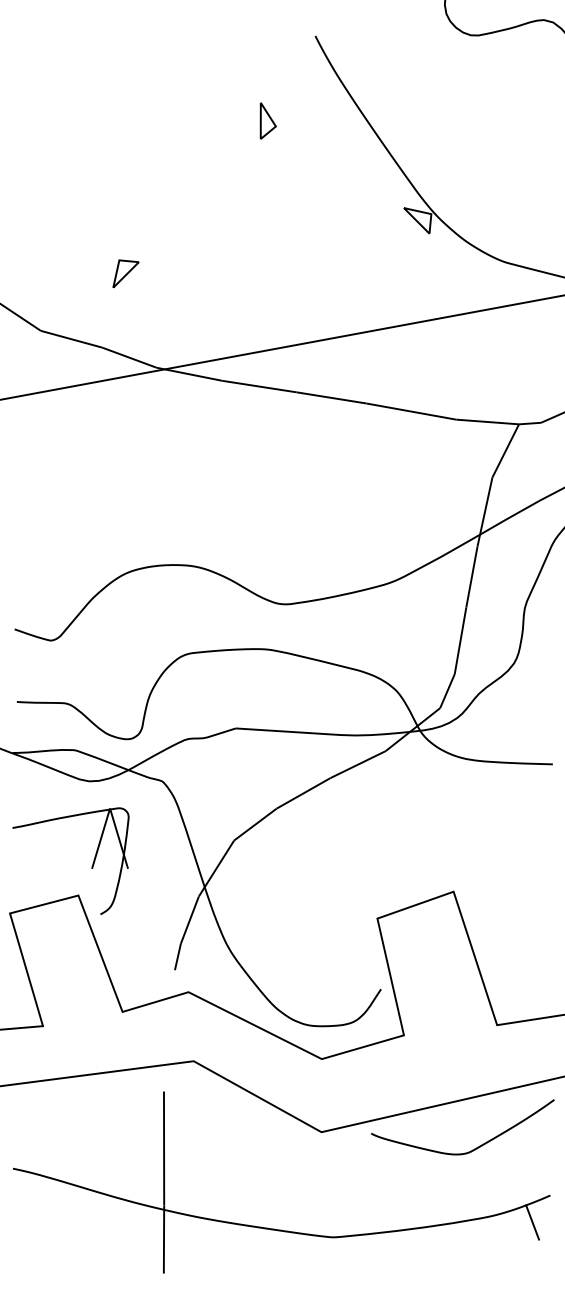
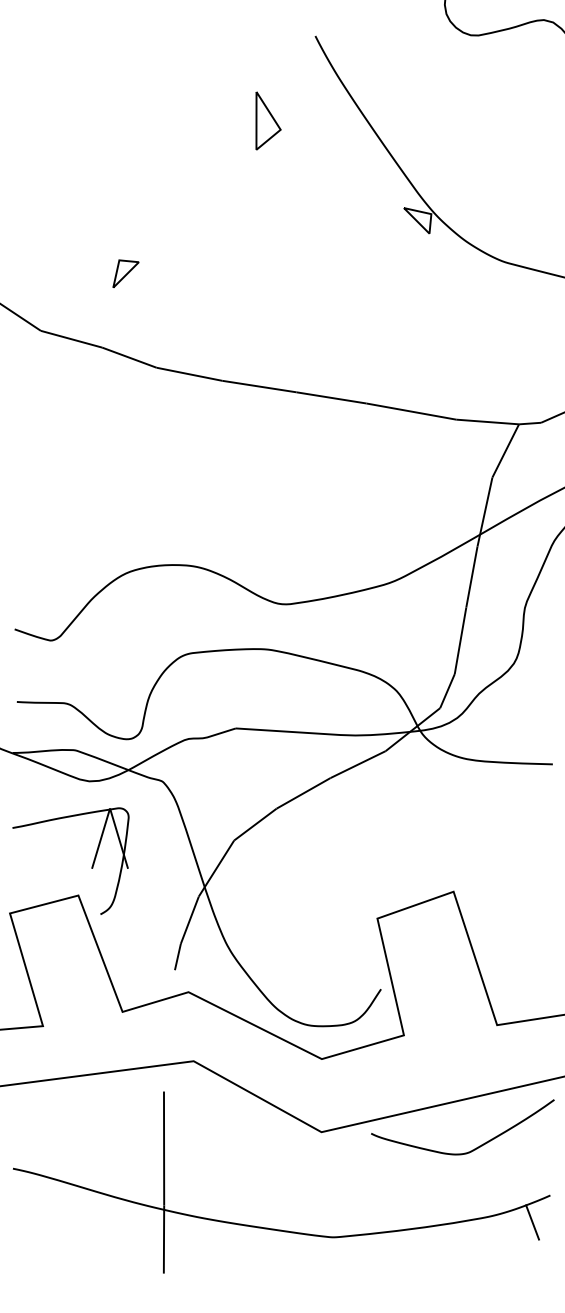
part size: 18x38 px -> 27x60 px (268, 120)
line: present -> none (281, 347)
